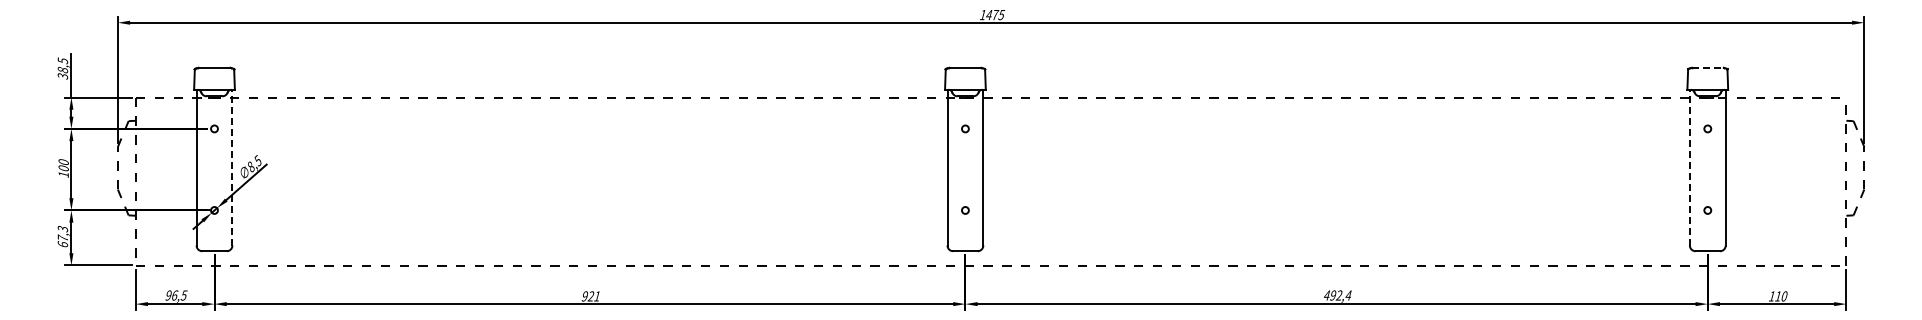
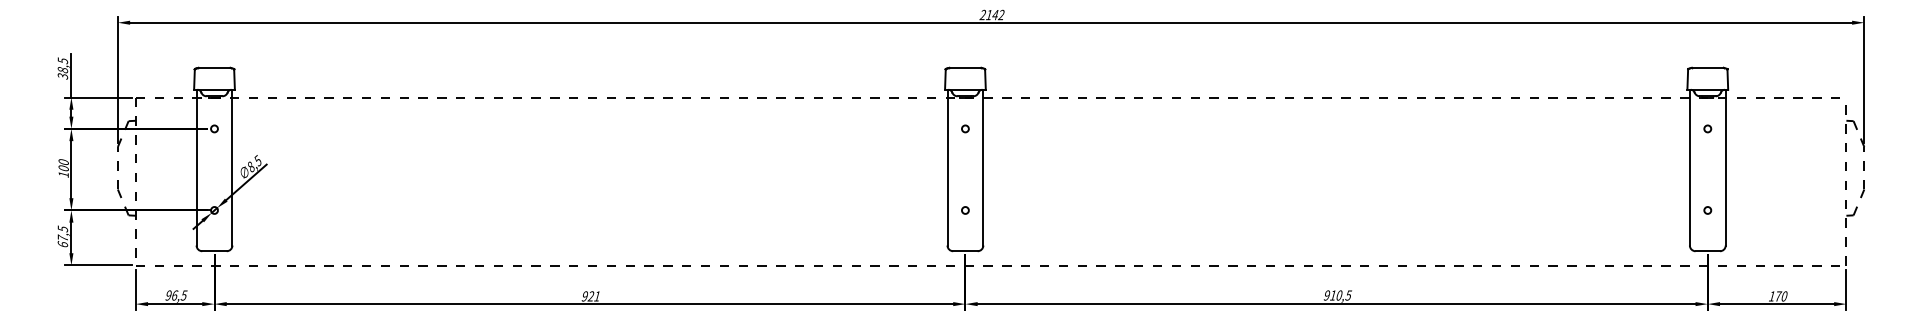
text: 1475 -> 2142 (991, 14)
line: dashed -> solid (1707, 67)
line: dashed -> solid (232, 167)
line: dashed -> solid (1689, 167)
text: 67,3 -> 67,5 (62, 227)
text: 492,4 -> 910,5 (1337, 295)
text: 110 -> 170 (1778, 296)
